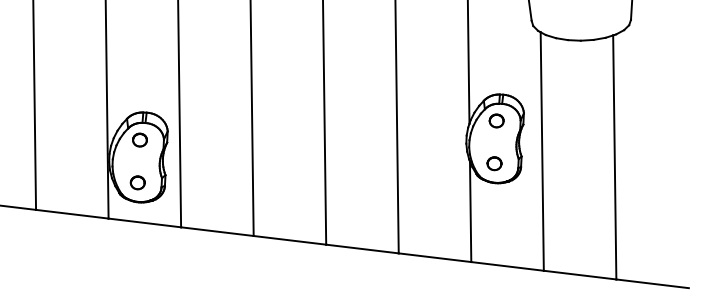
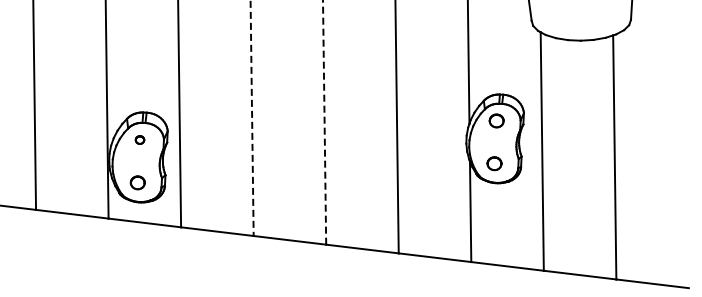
line: solid -> dashed (252, 118)
line: solid -> dashed (324, 121)
part size: 16x16 px -> 12x10 px (139, 139)
